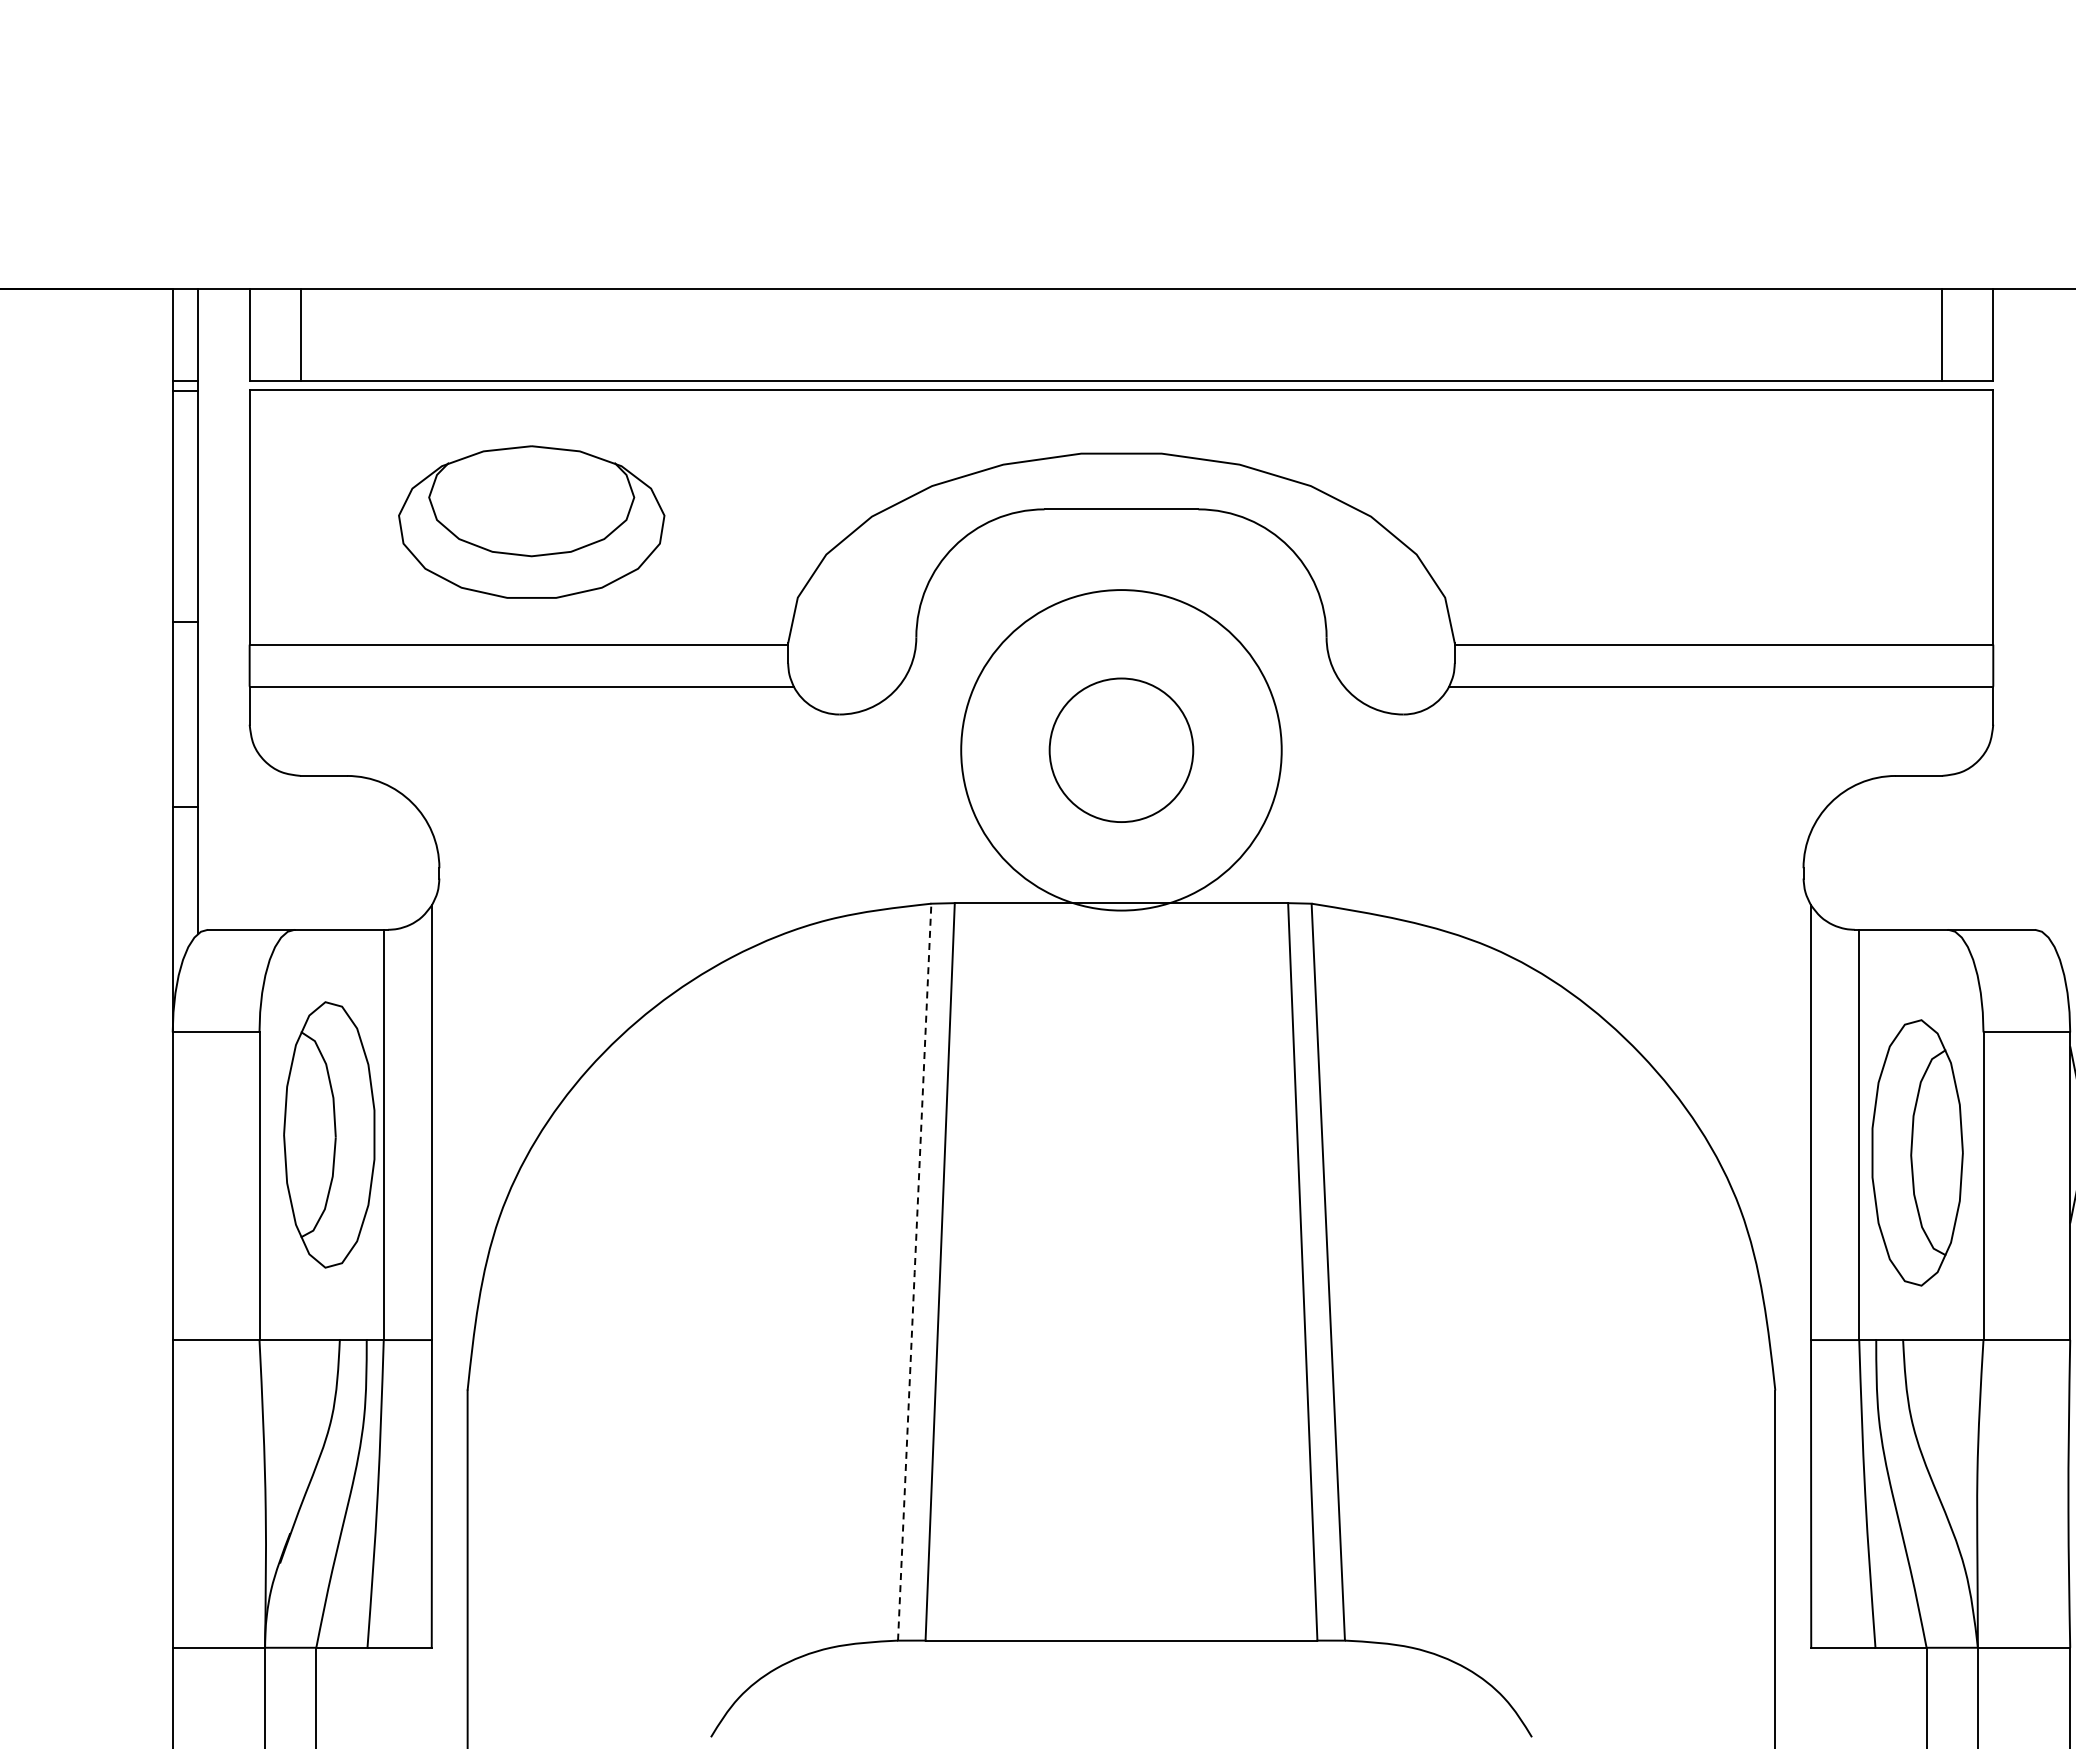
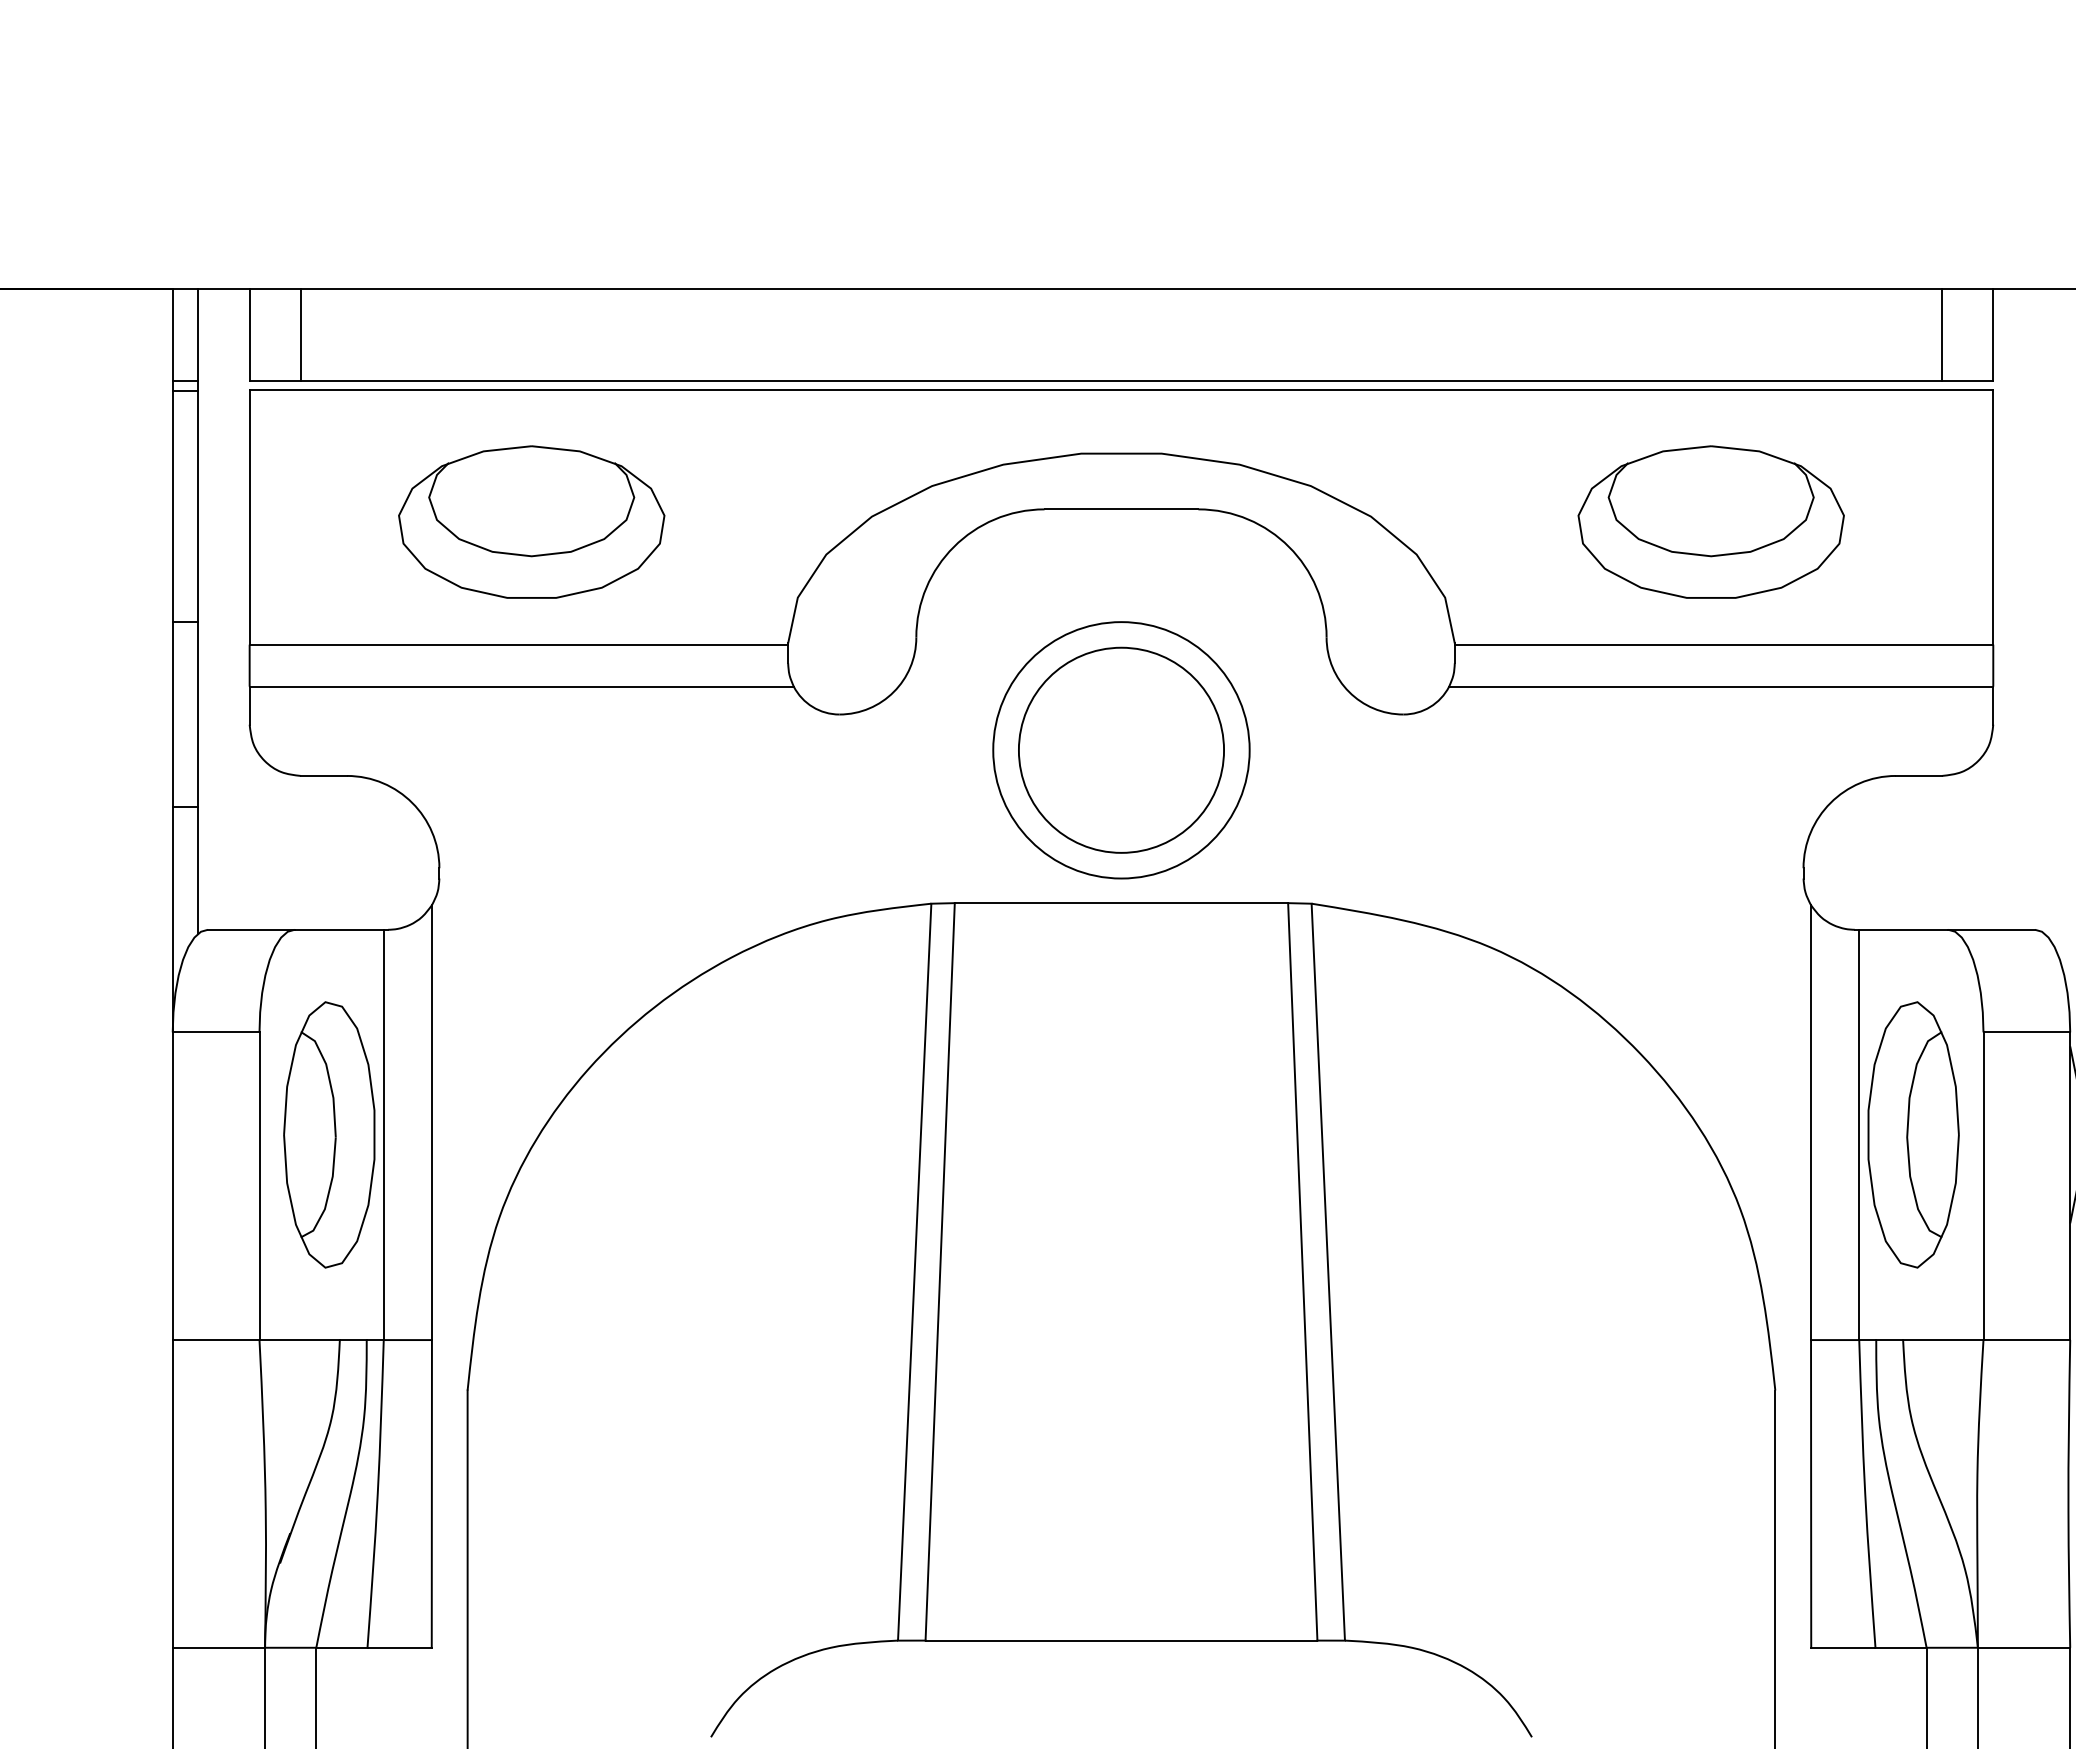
part: none -> present (1710, 521)
circle diameter: 144 px -> 205 px (1121, 749)
circle diameter: 321 px -> 256 px (1121, 750)
part position: (1917, 1152) -> (1913, 1134) (1913, 1134)
line: dashed -> solid (914, 1272)
